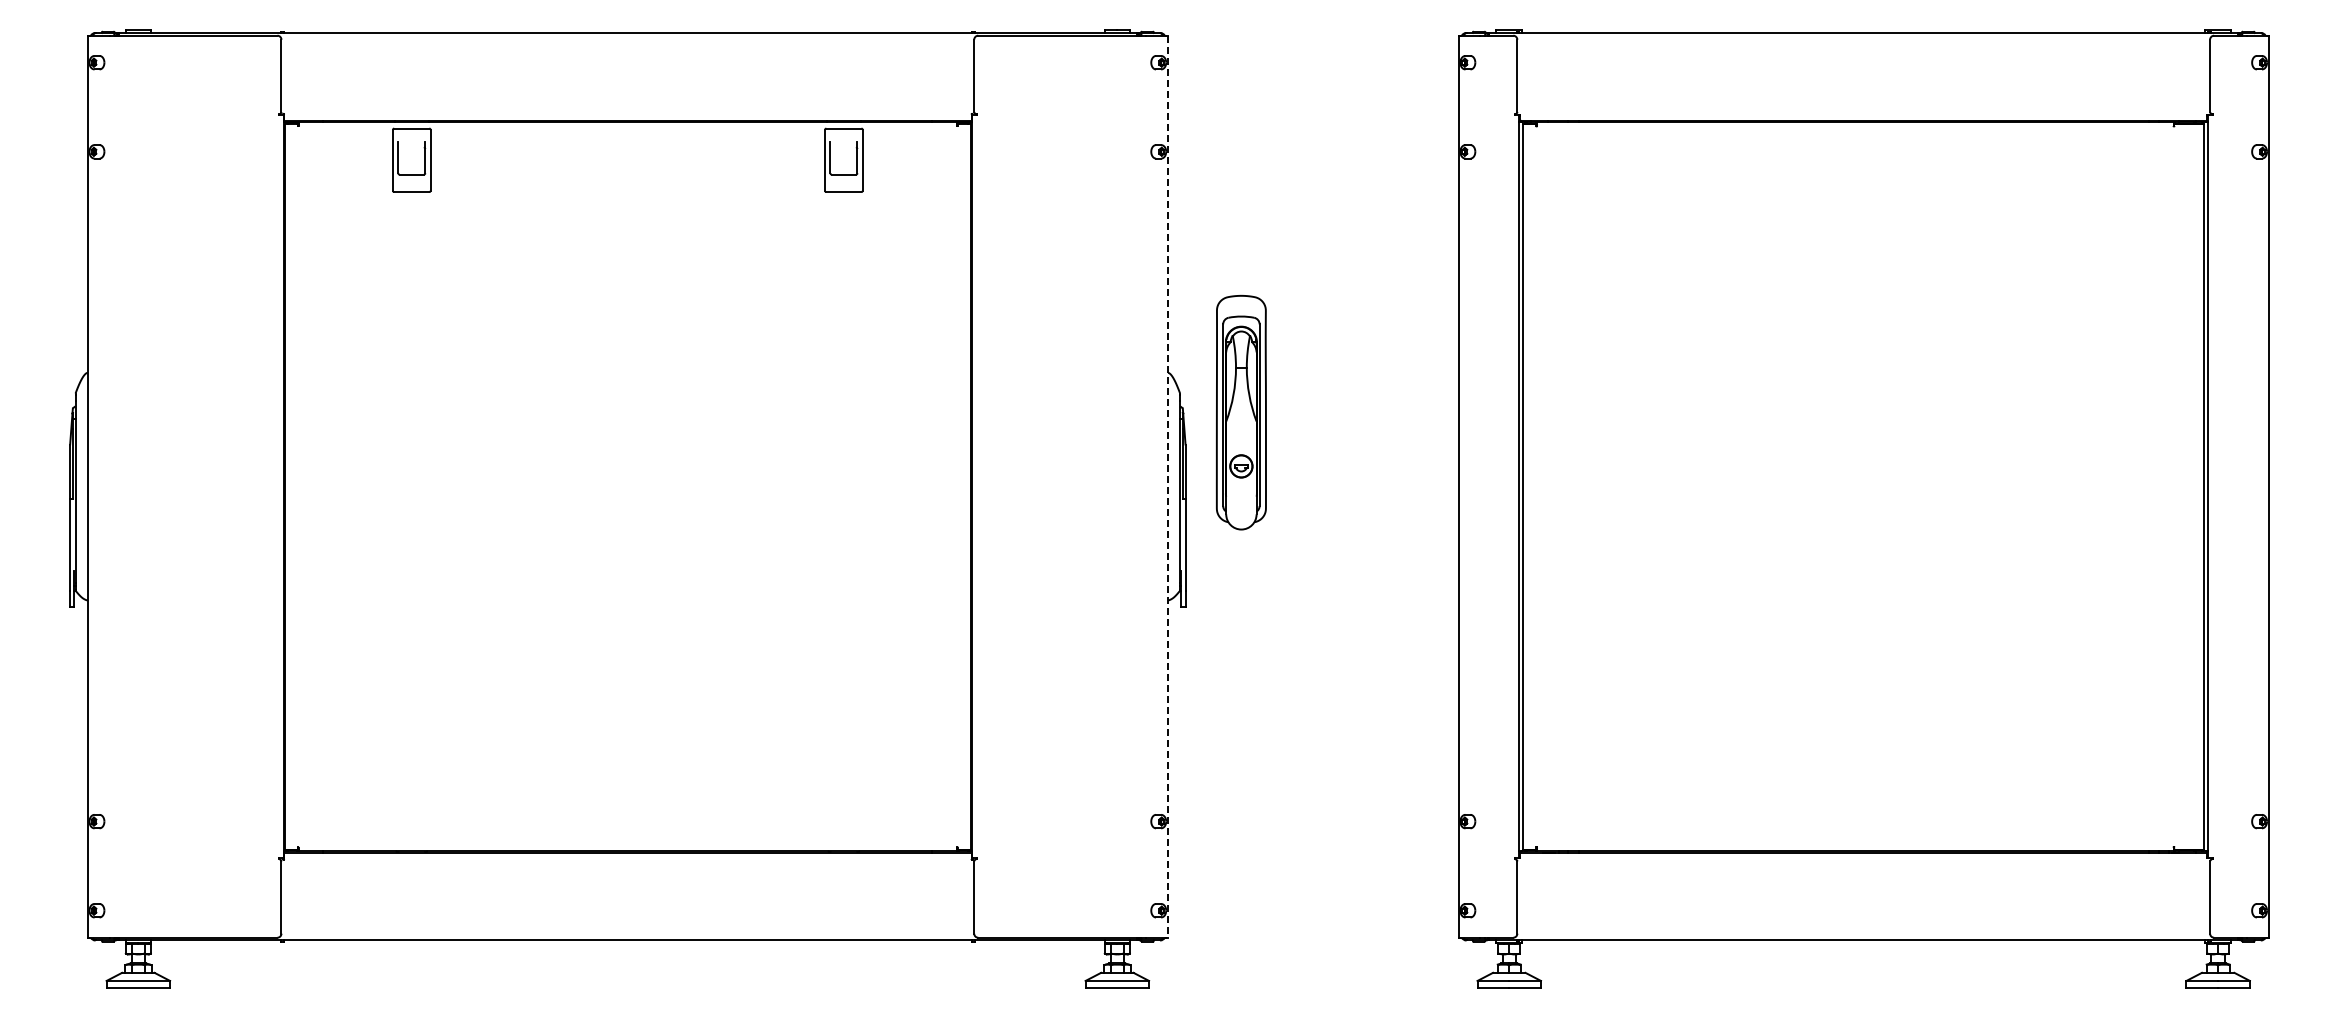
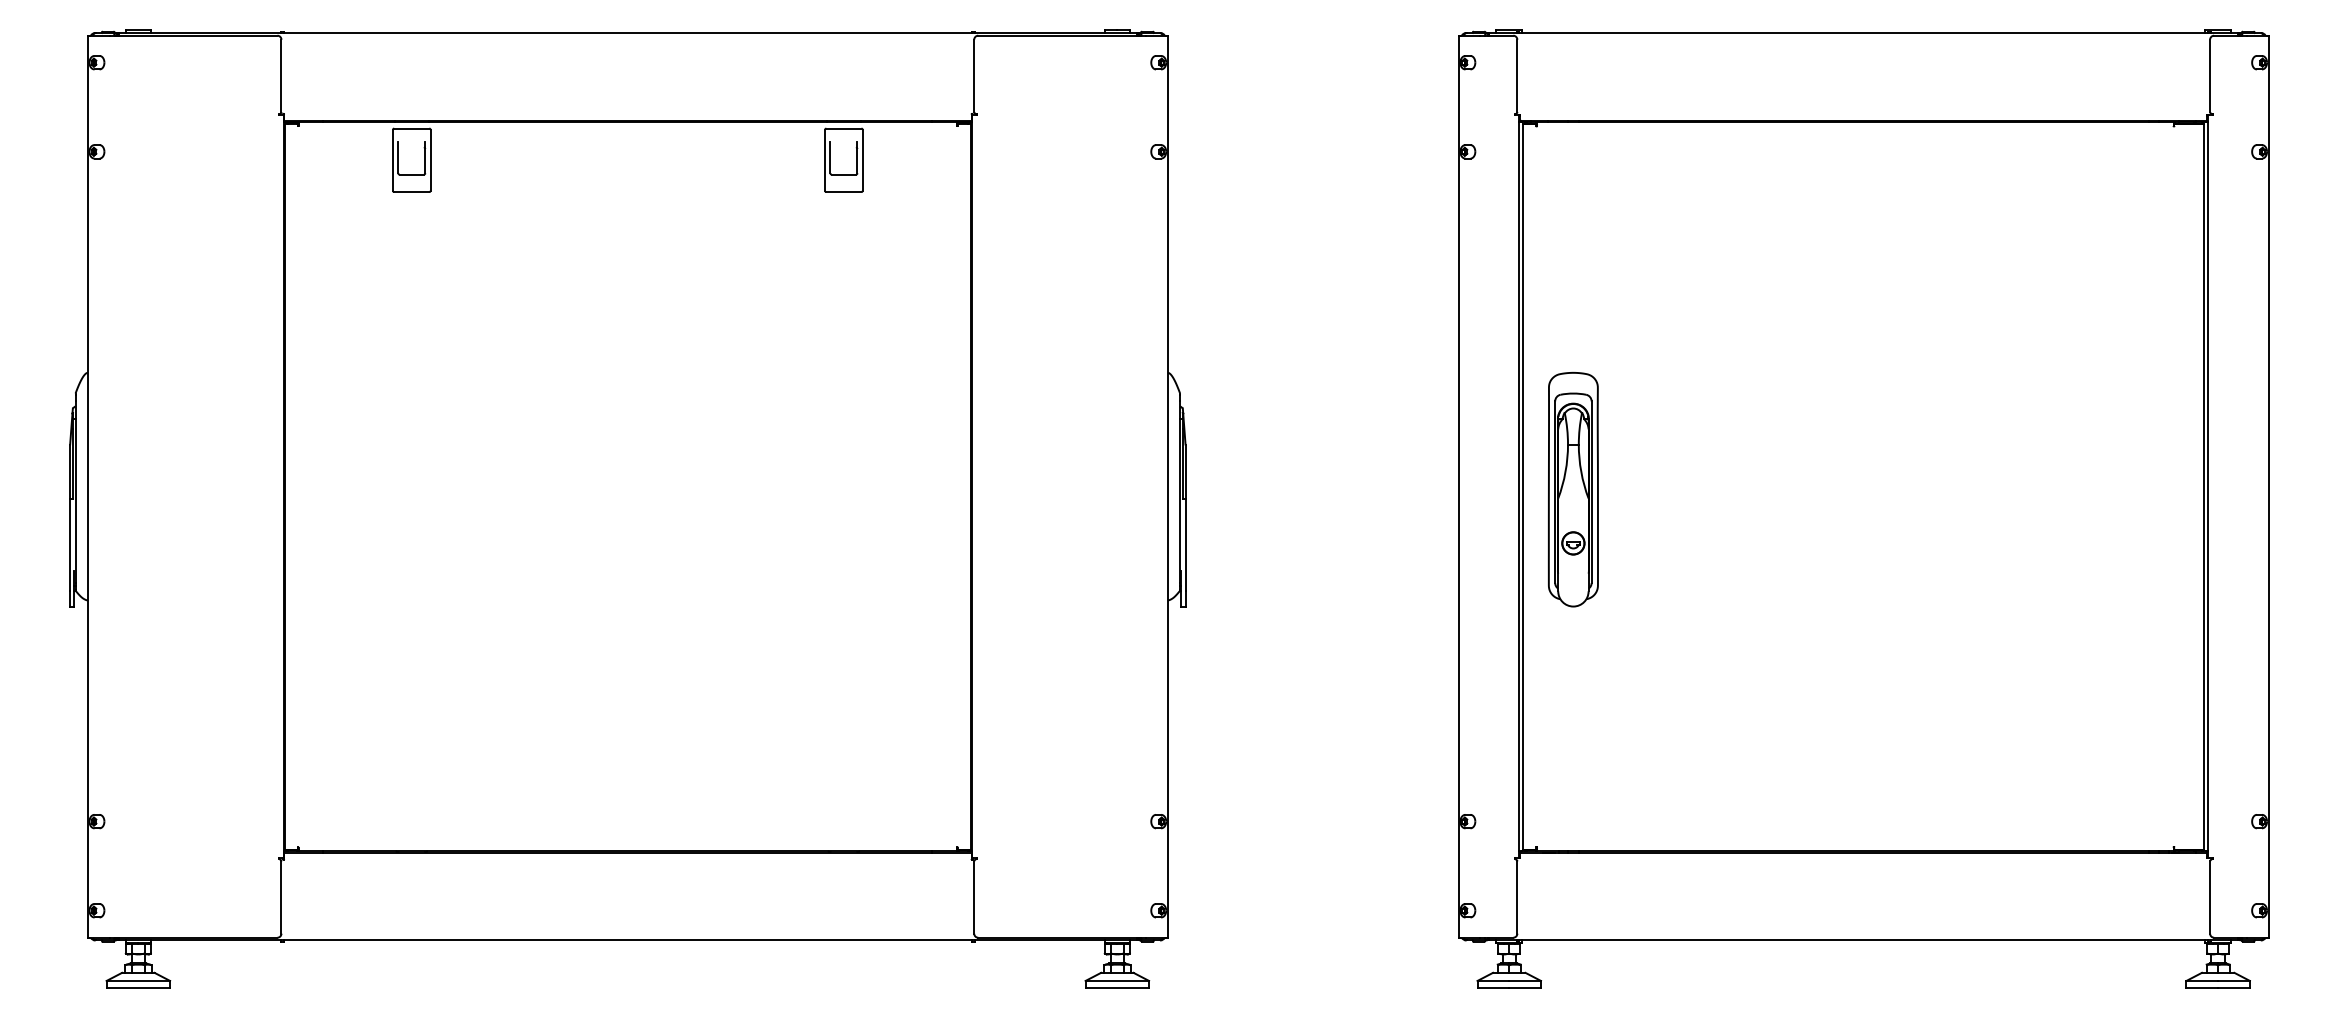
part position: (1240, 412) -> (1572, 489) (1572, 489)
line: dashed -> solid (1167, 487)
